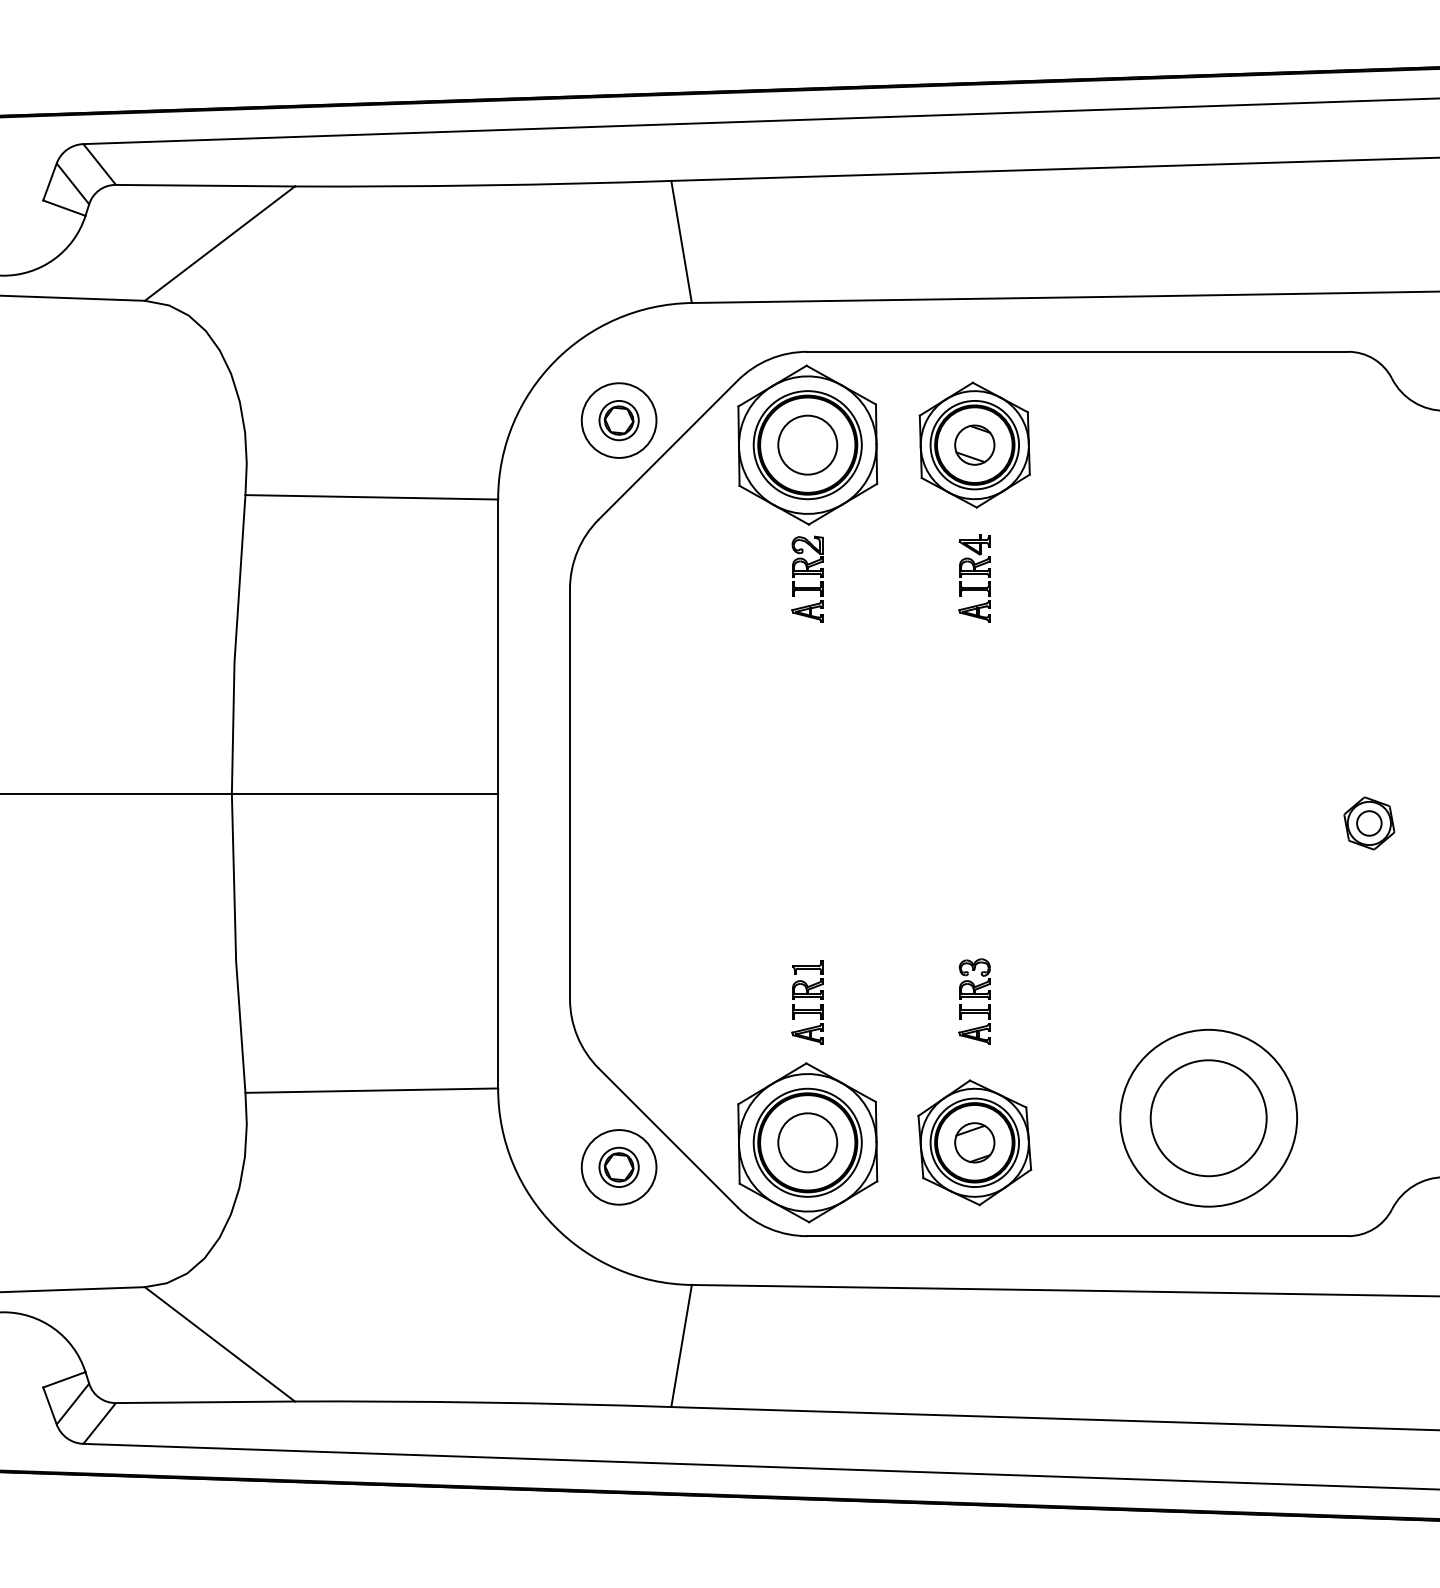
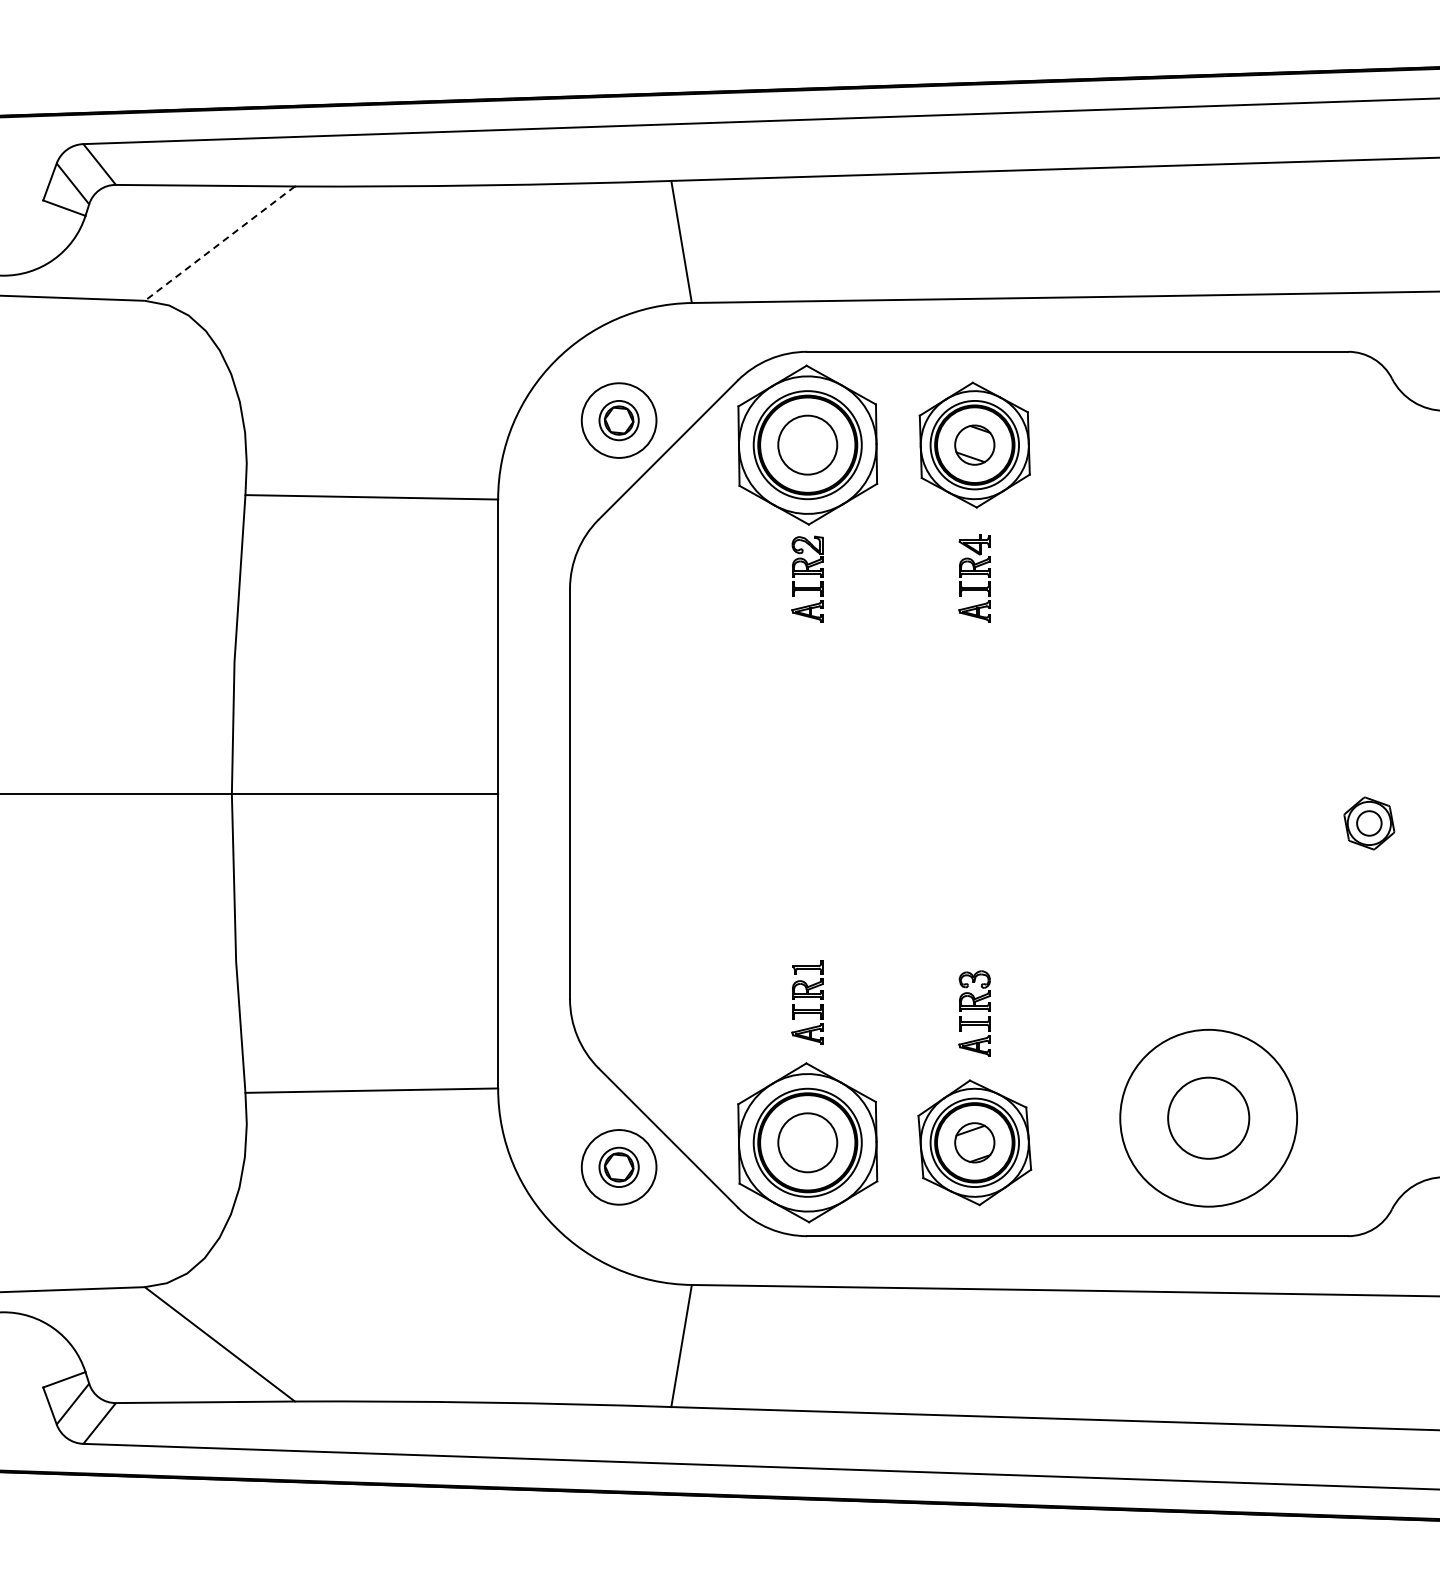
line: solid -> dashed (219, 243)
part position: (974, 1001) -> (974, 1013) (974, 1013)
circle diameter: 116 px -> 81 px (1208, 1117)
